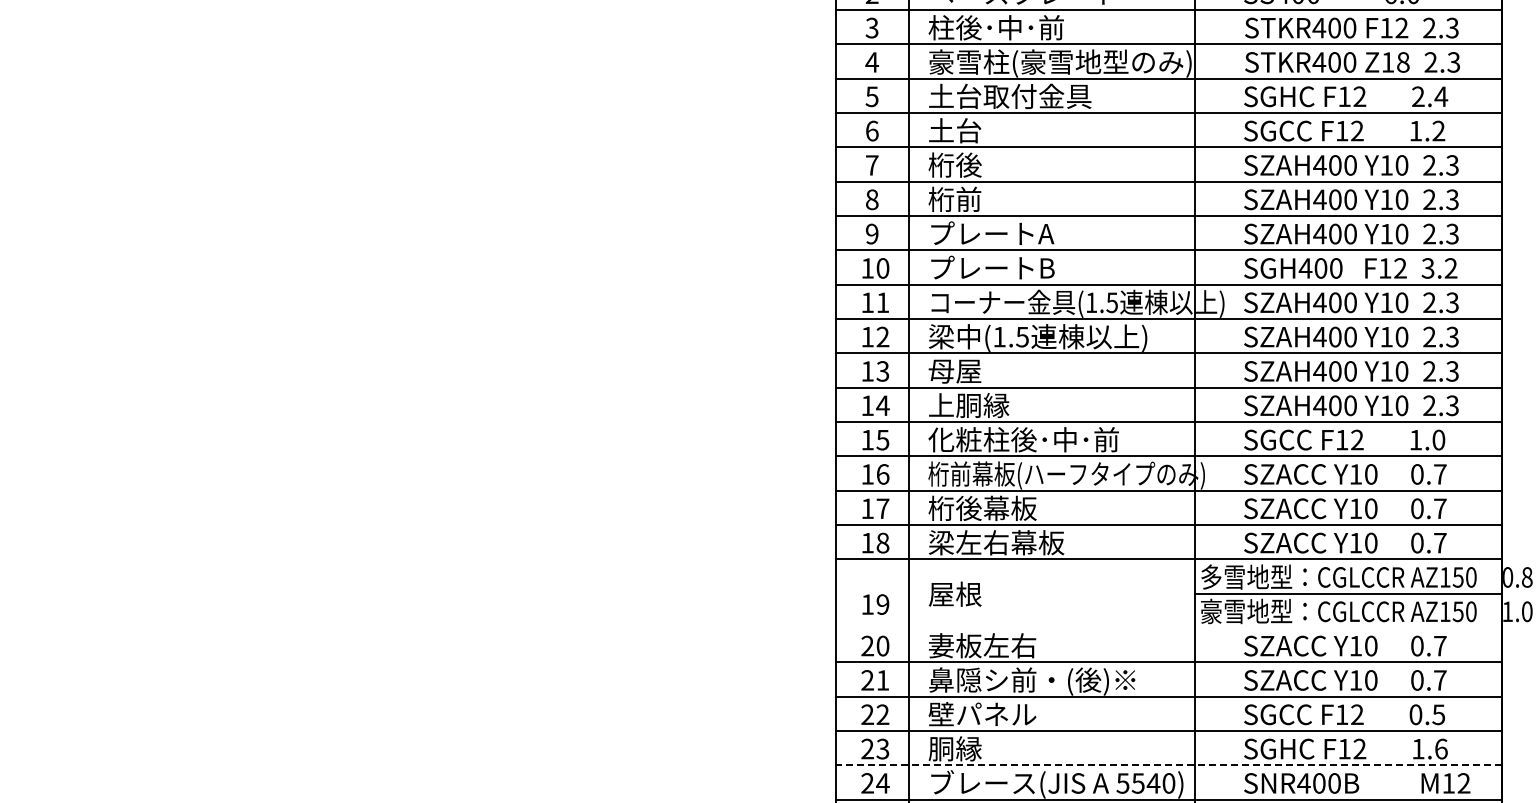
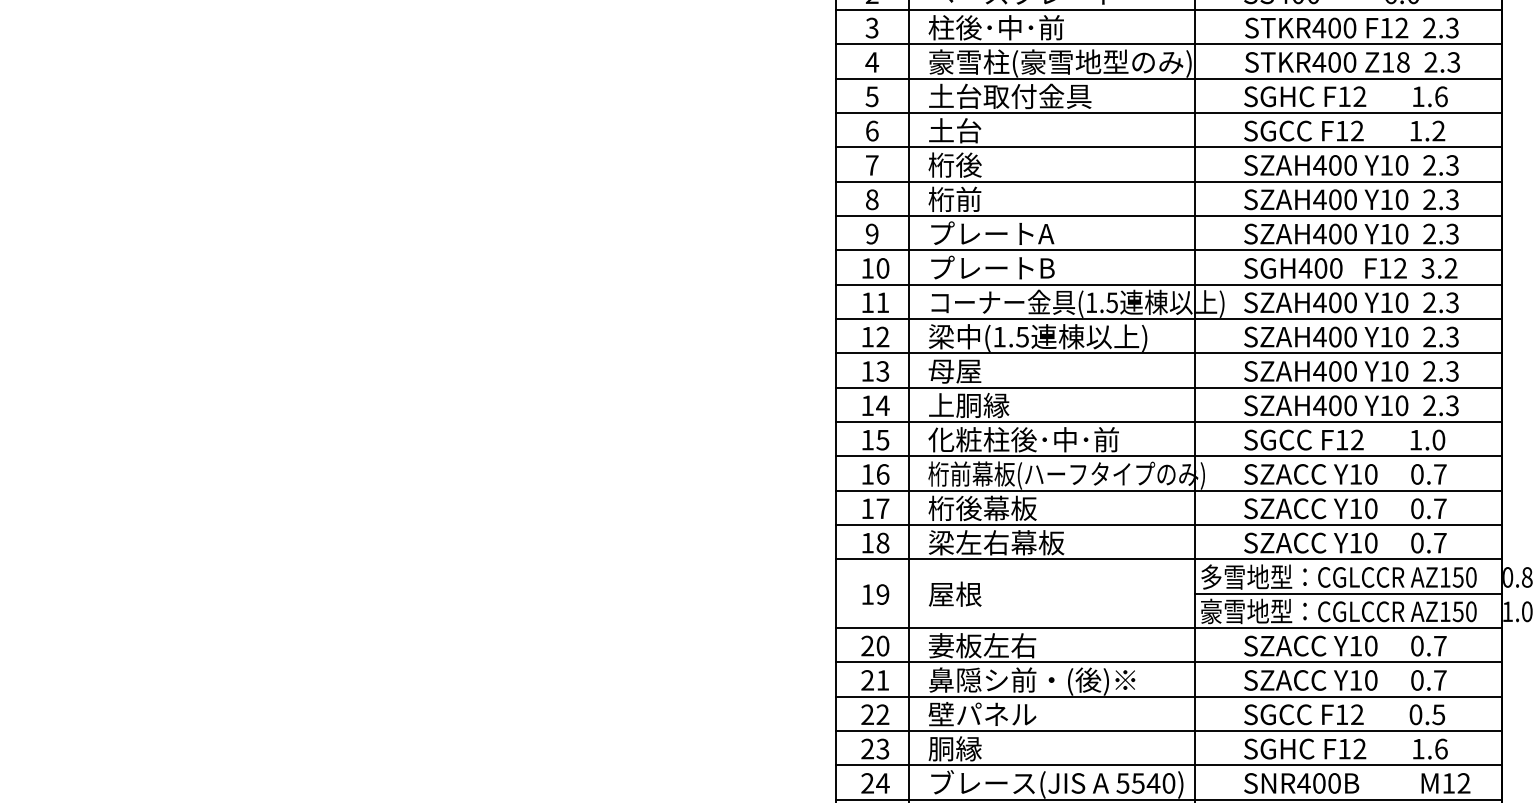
text: 2.4 -> 1.6 (1430, 96)
text position: (875, 604) -> (875, 594) (875, 594)
line: none -> present (1168, 628)
line: dashed -> solid (1168, 765)
